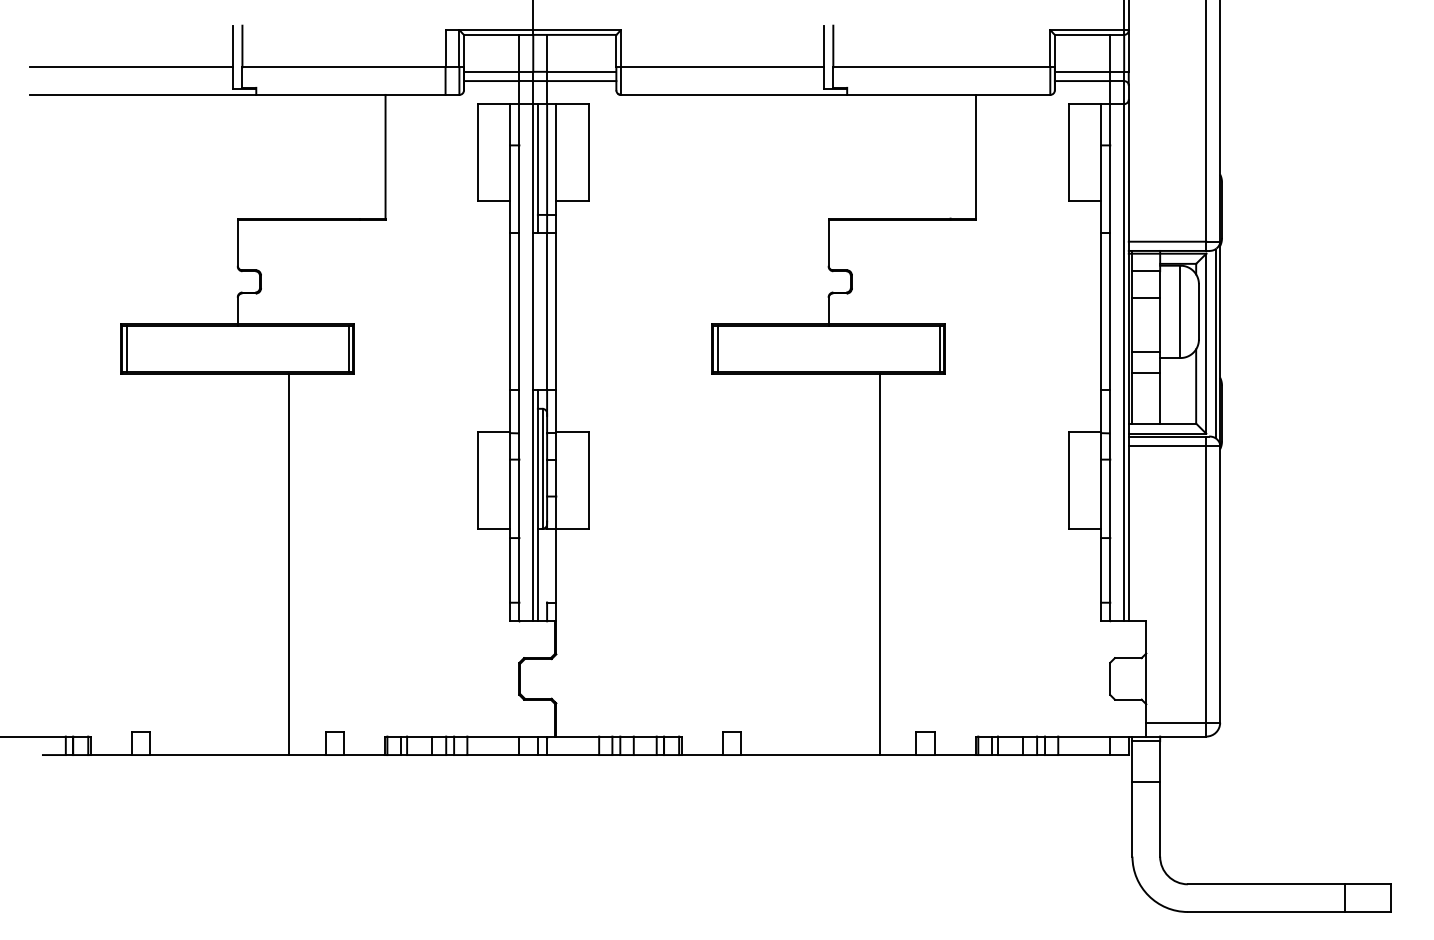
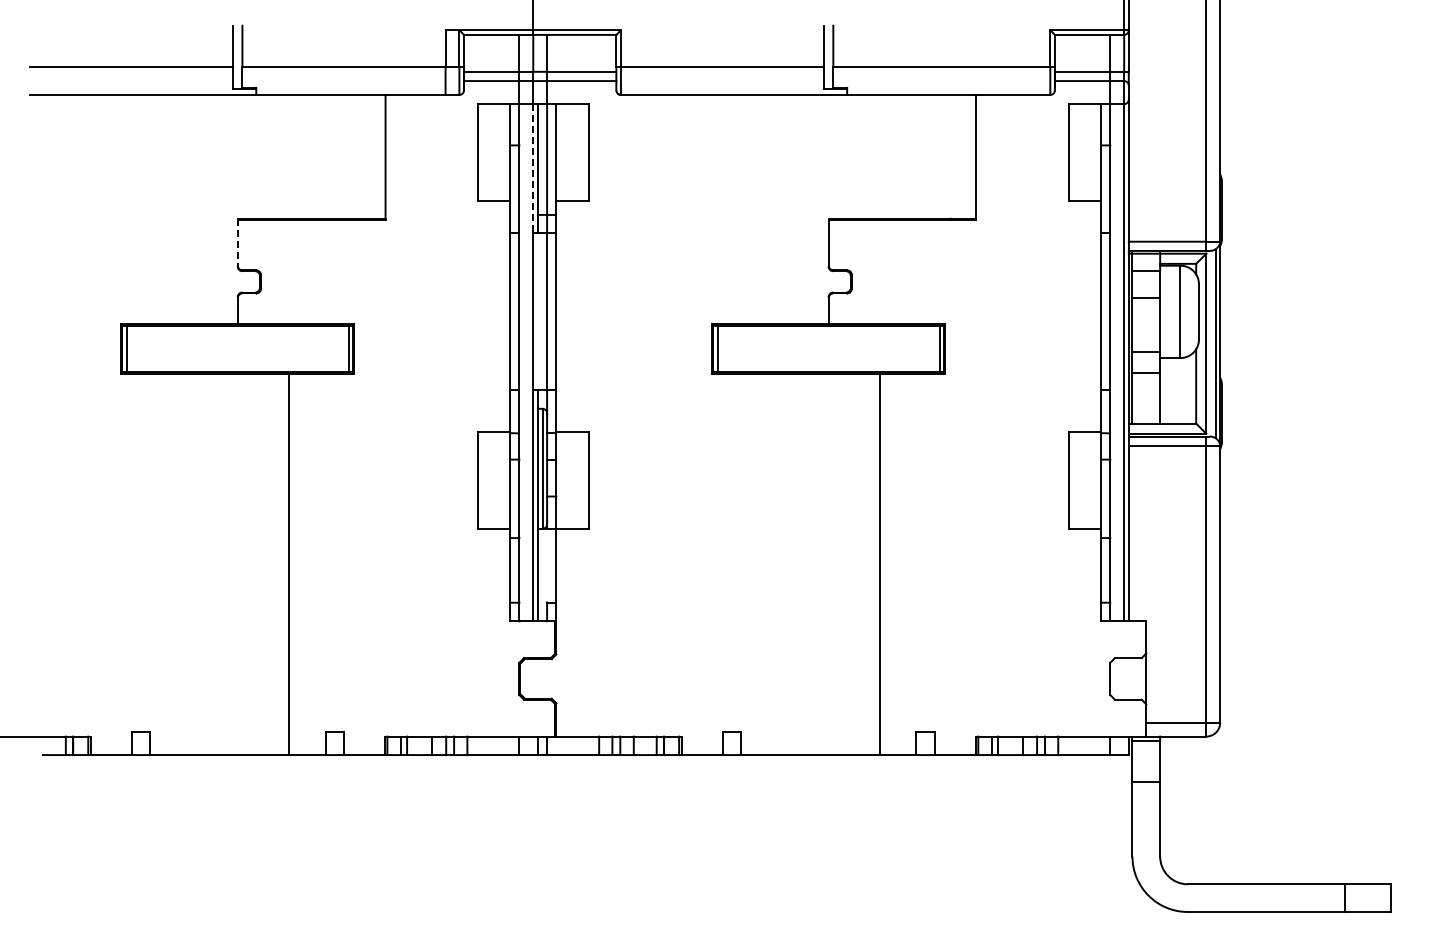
line: solid -> dashed (533, 168)
line: solid -> dashed (237, 243)
